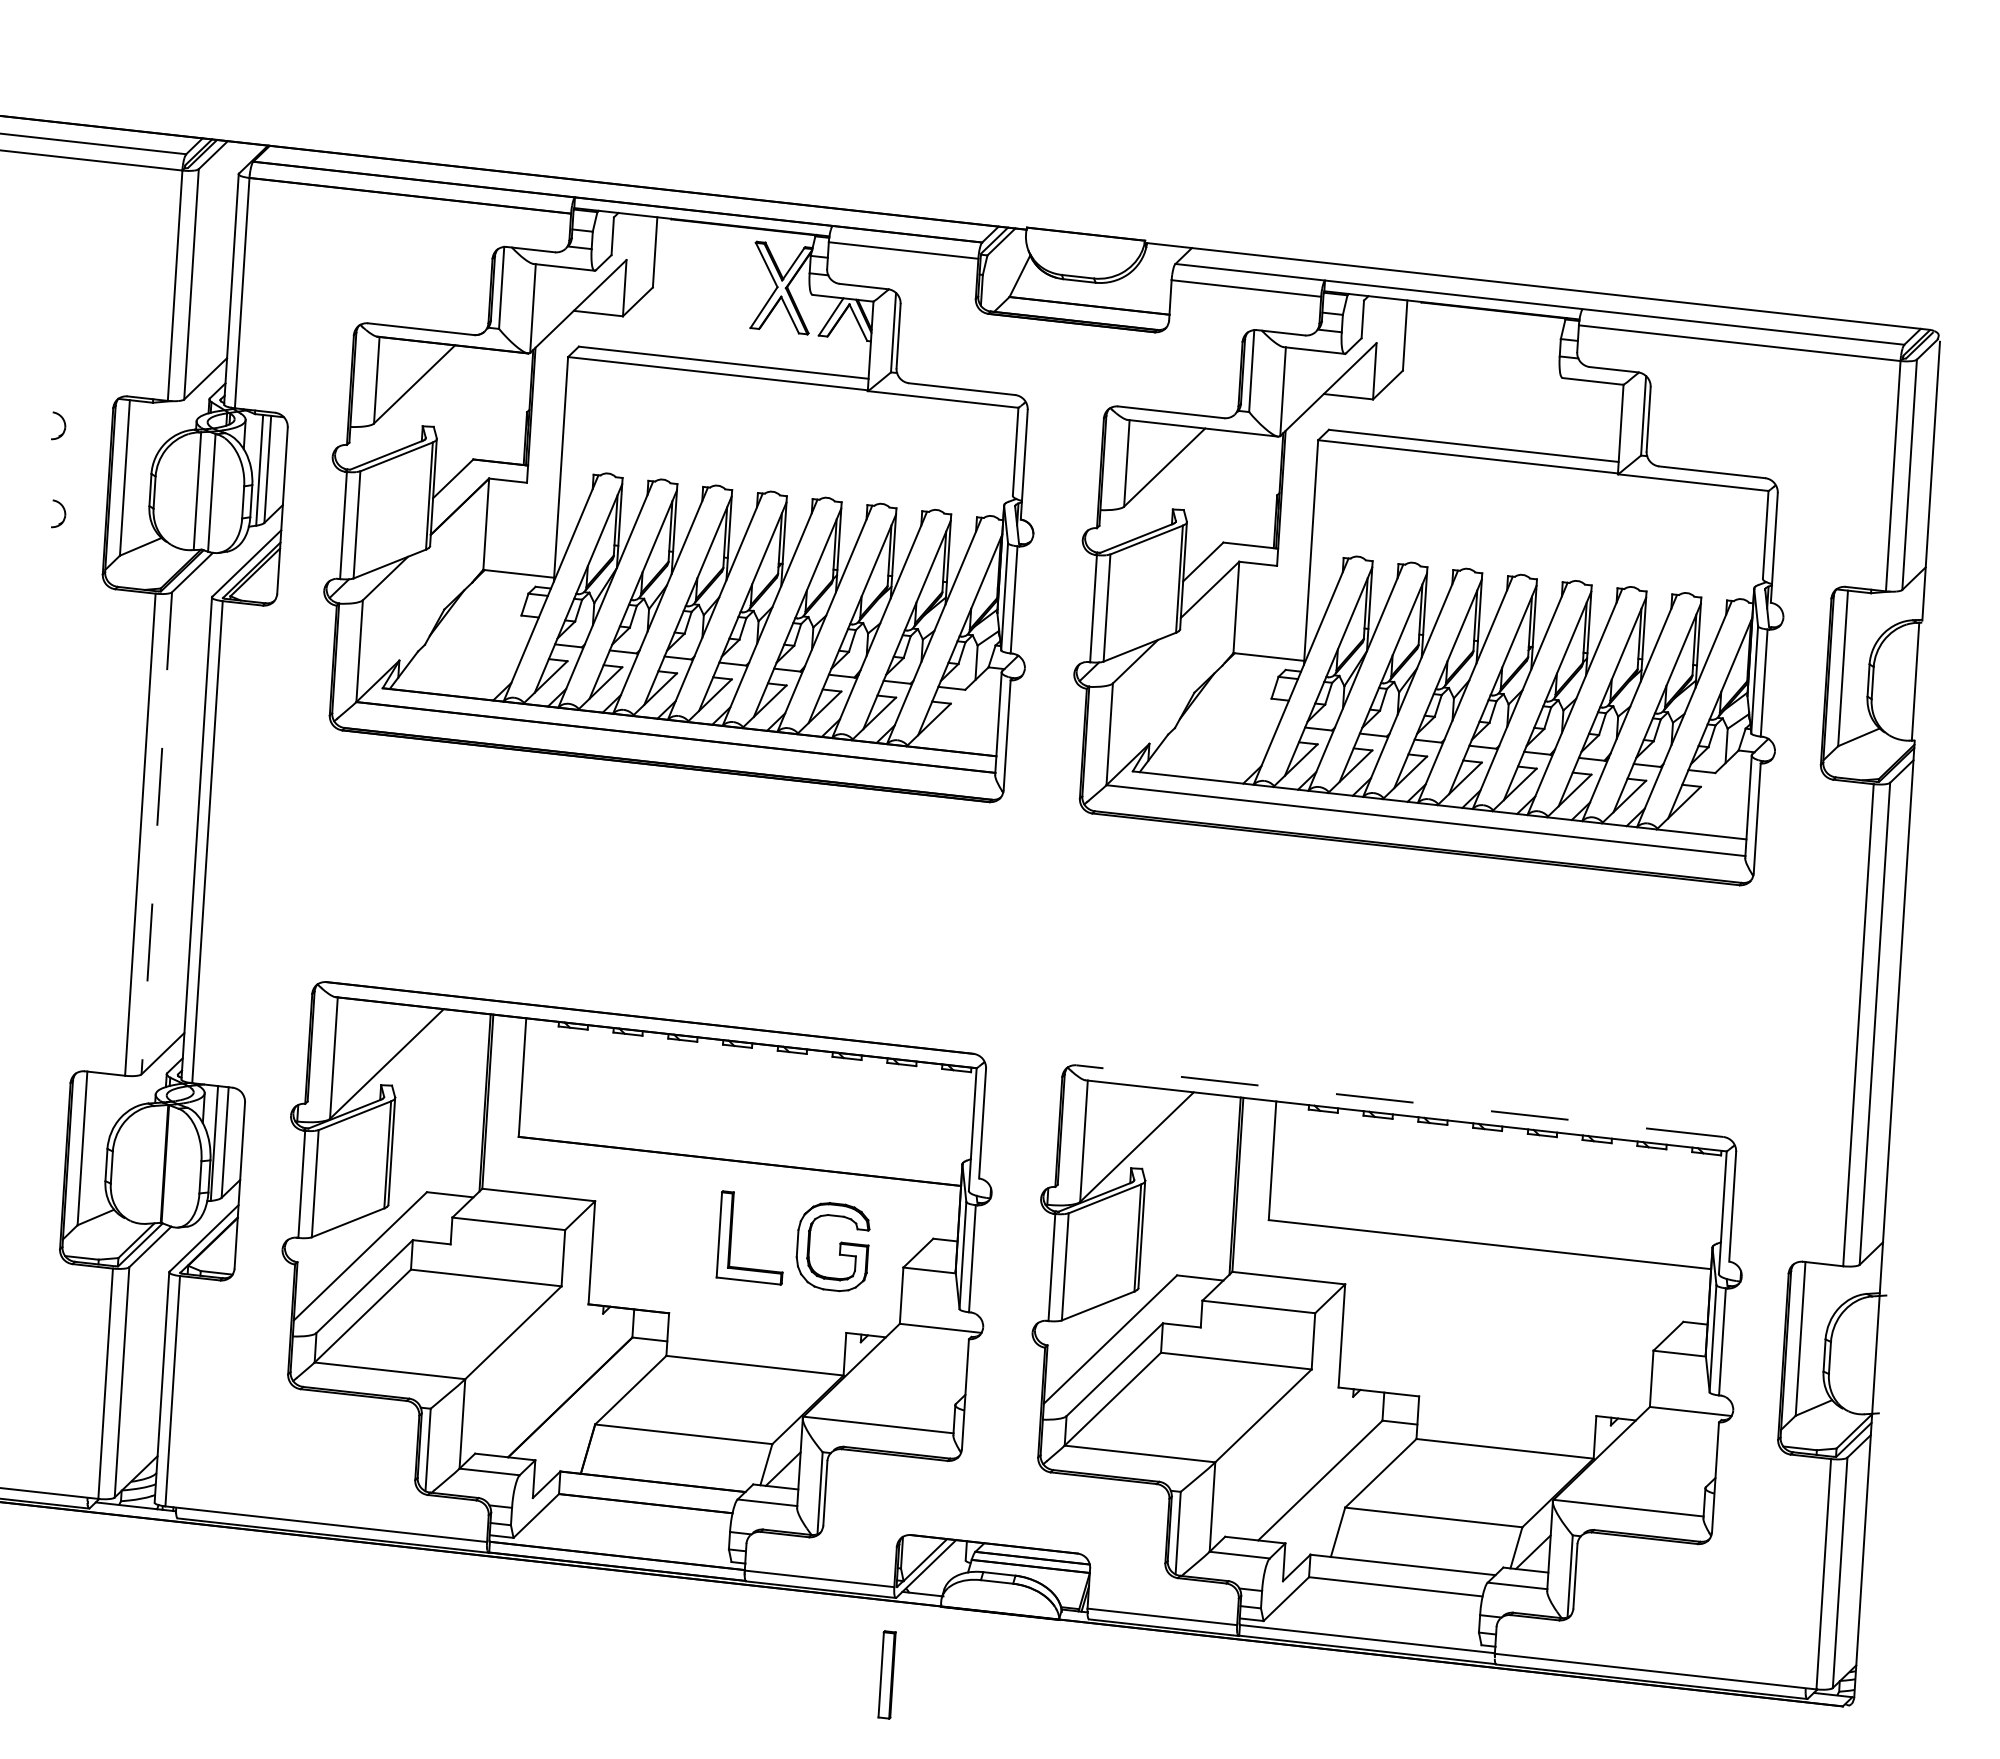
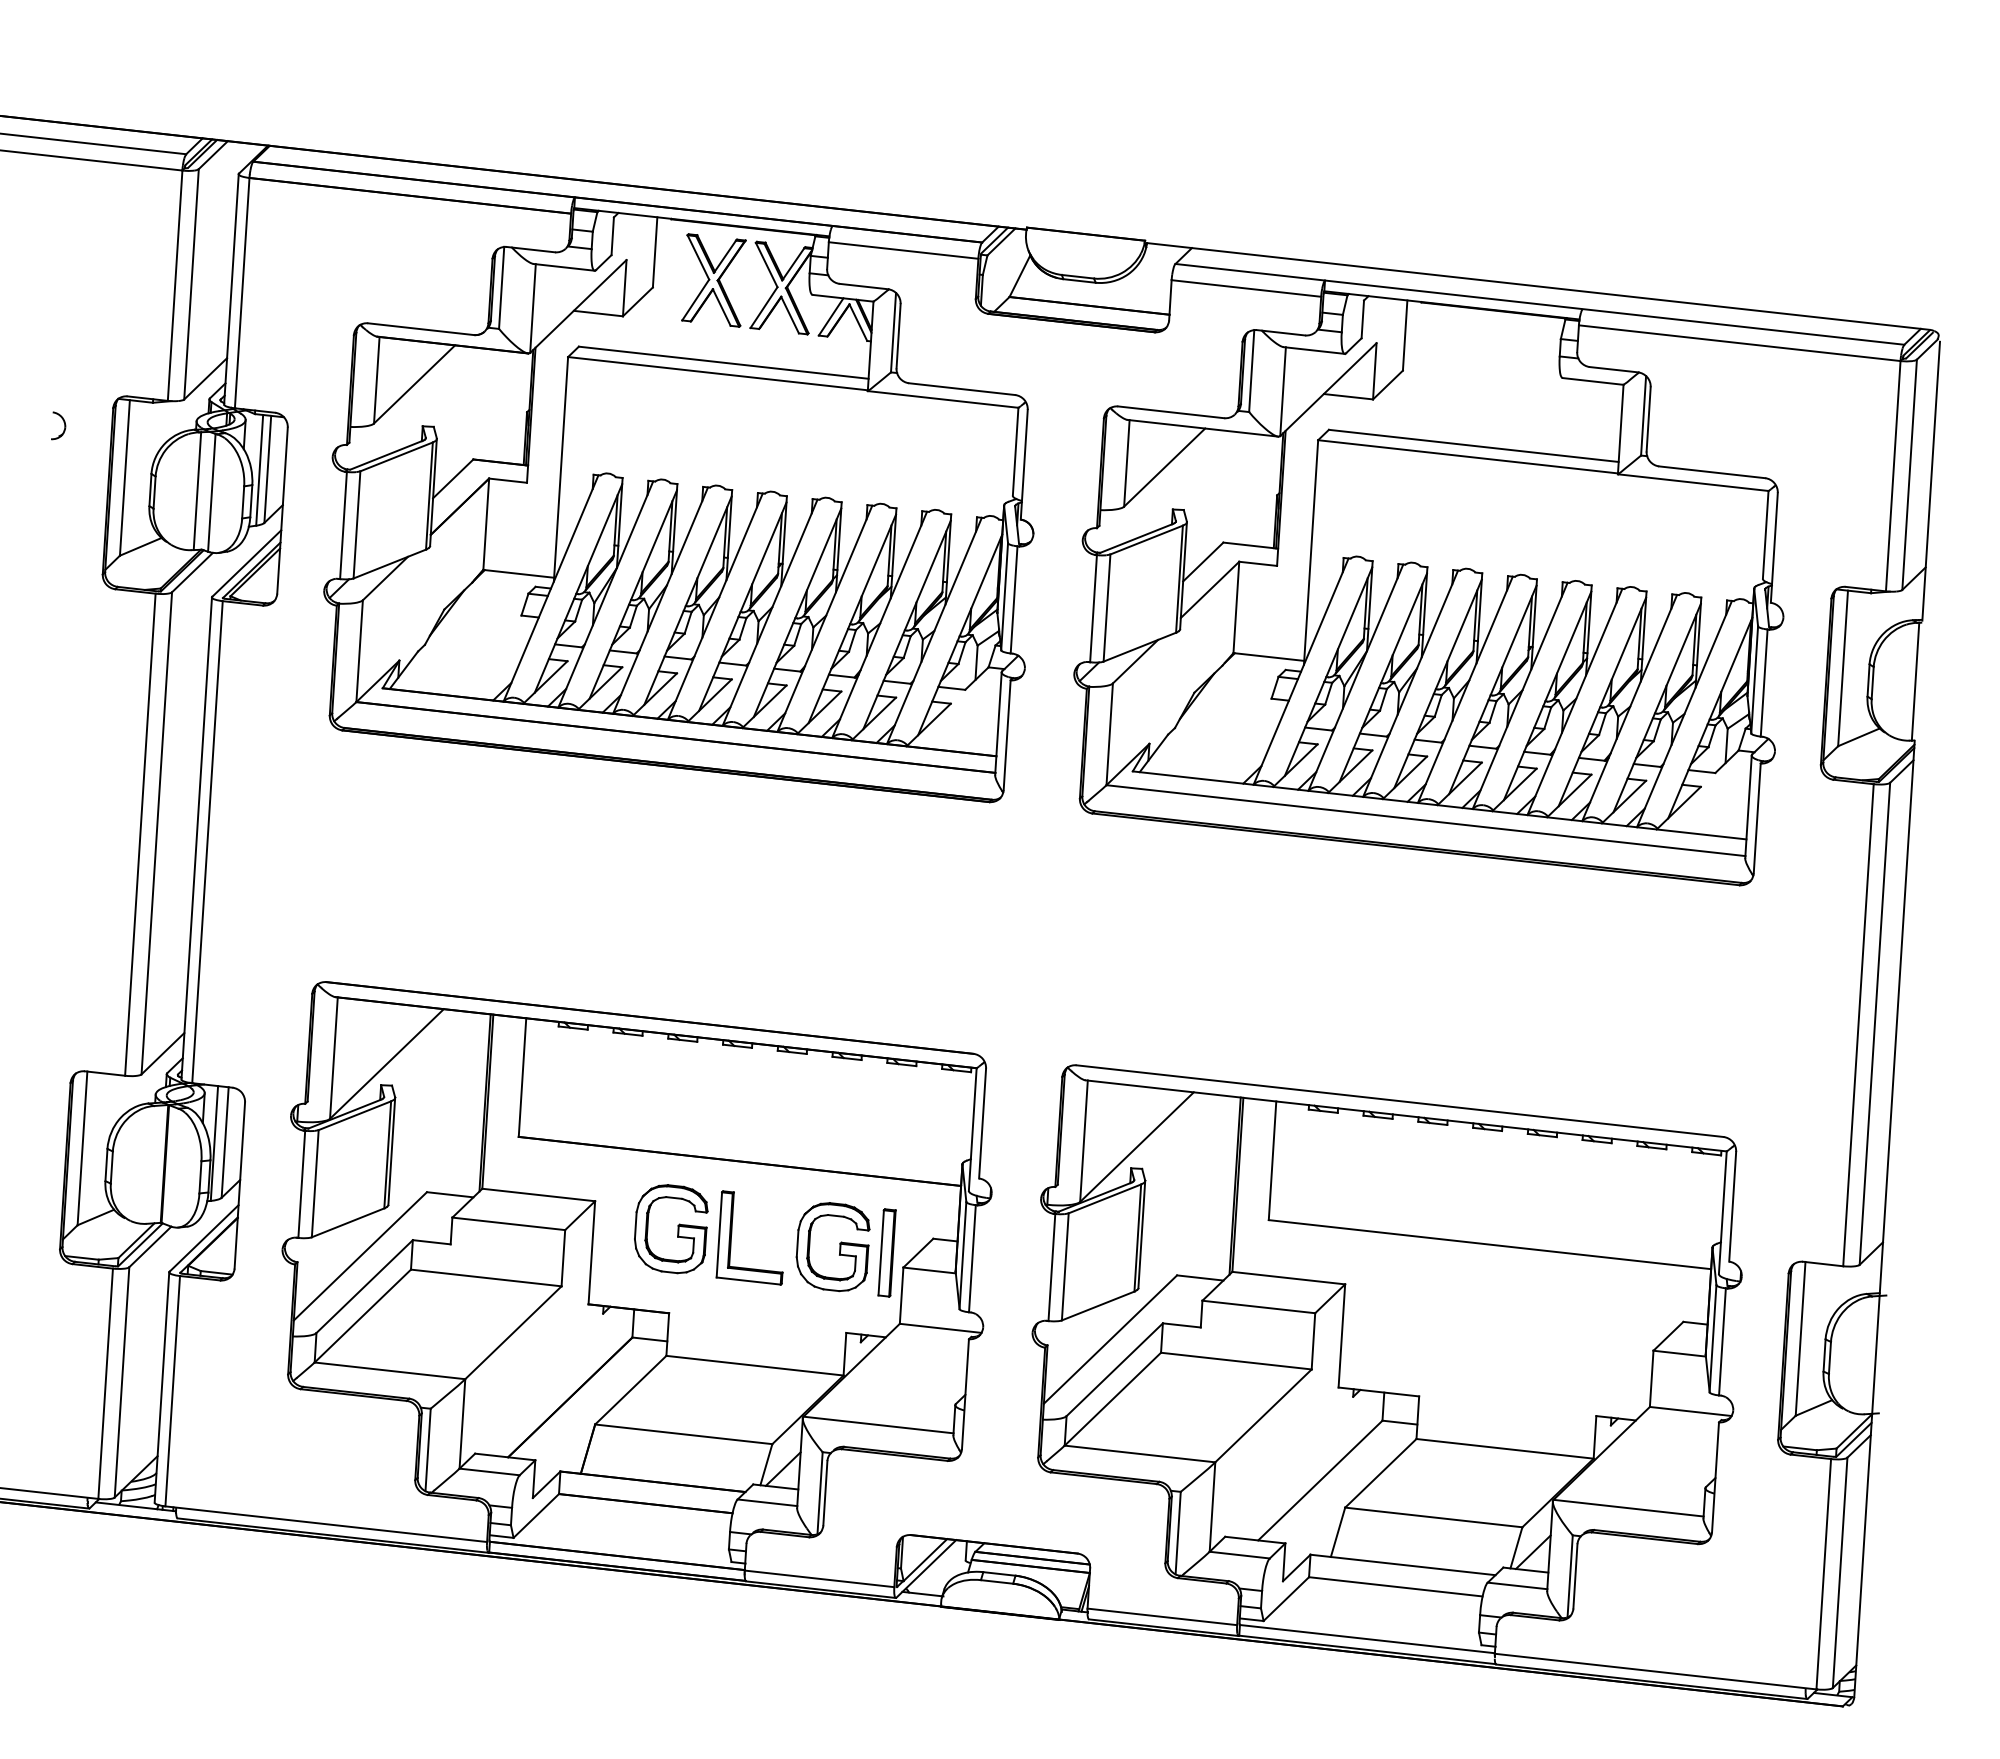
part: none -> present (713, 280)
part: present -> none (58, 513)
line: dashed -> solid (156, 833)
line: dashed -> solid (1399, 1101)
part: none -> present (671, 1229)
part position: (886, 1674) -> (886, 1252) (886, 1252)
